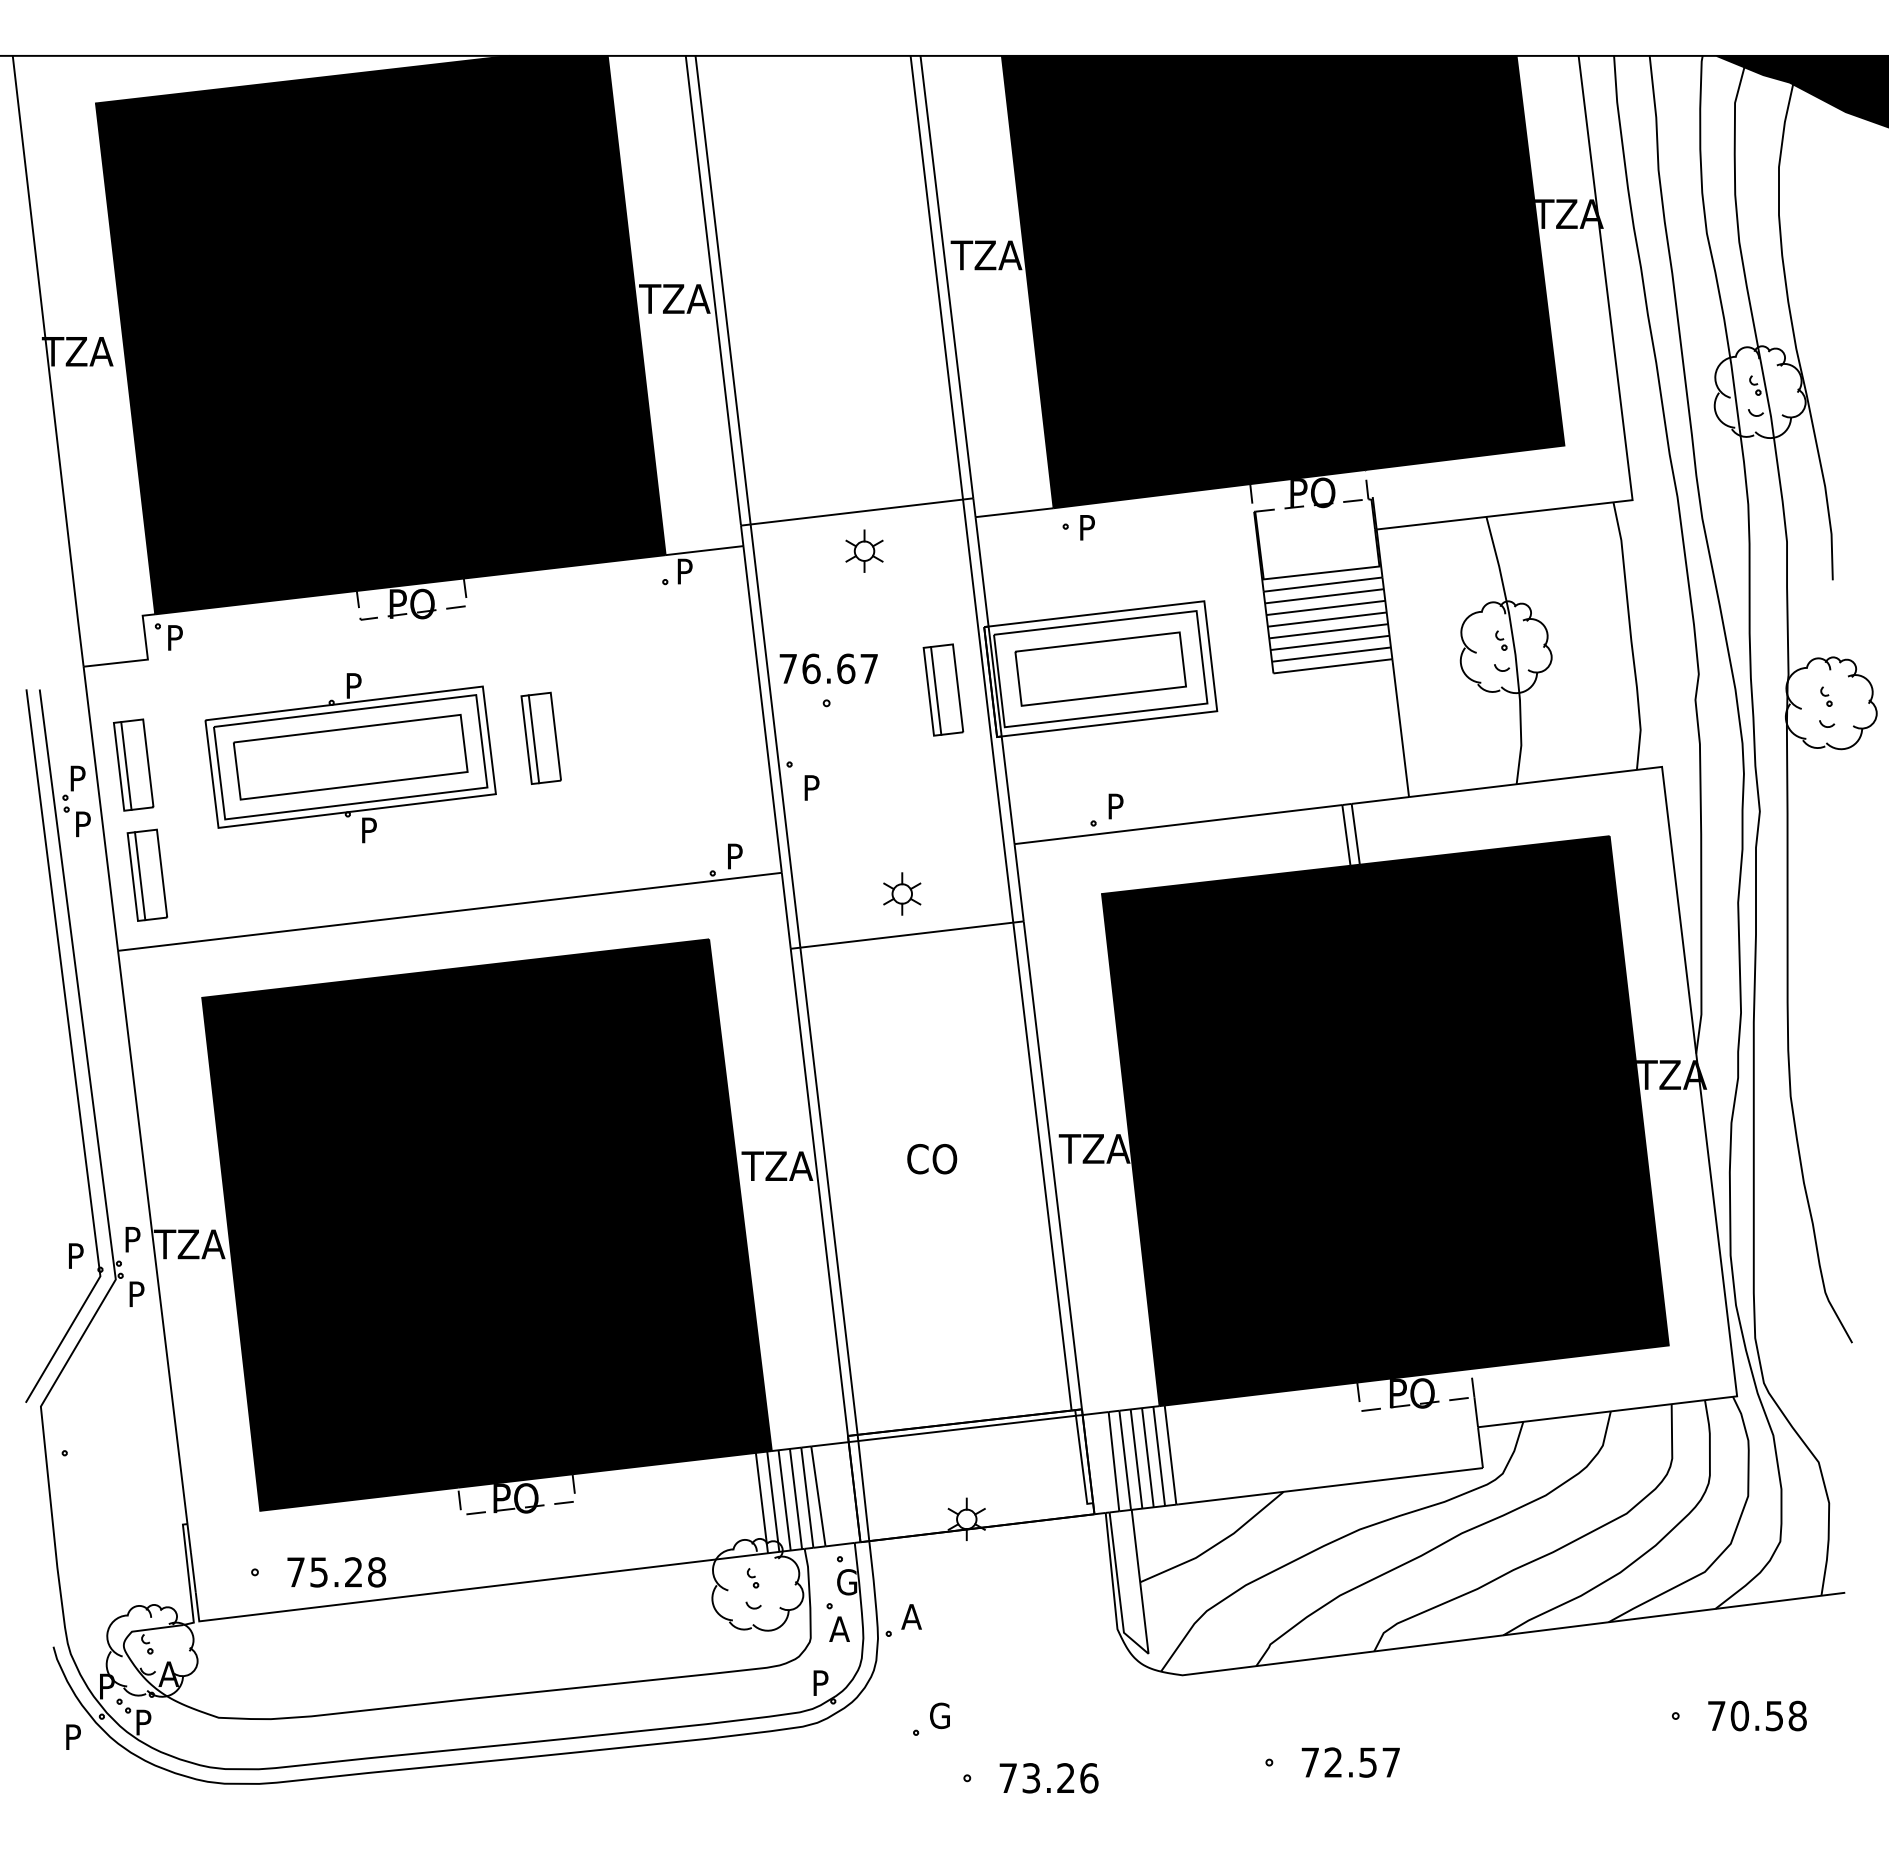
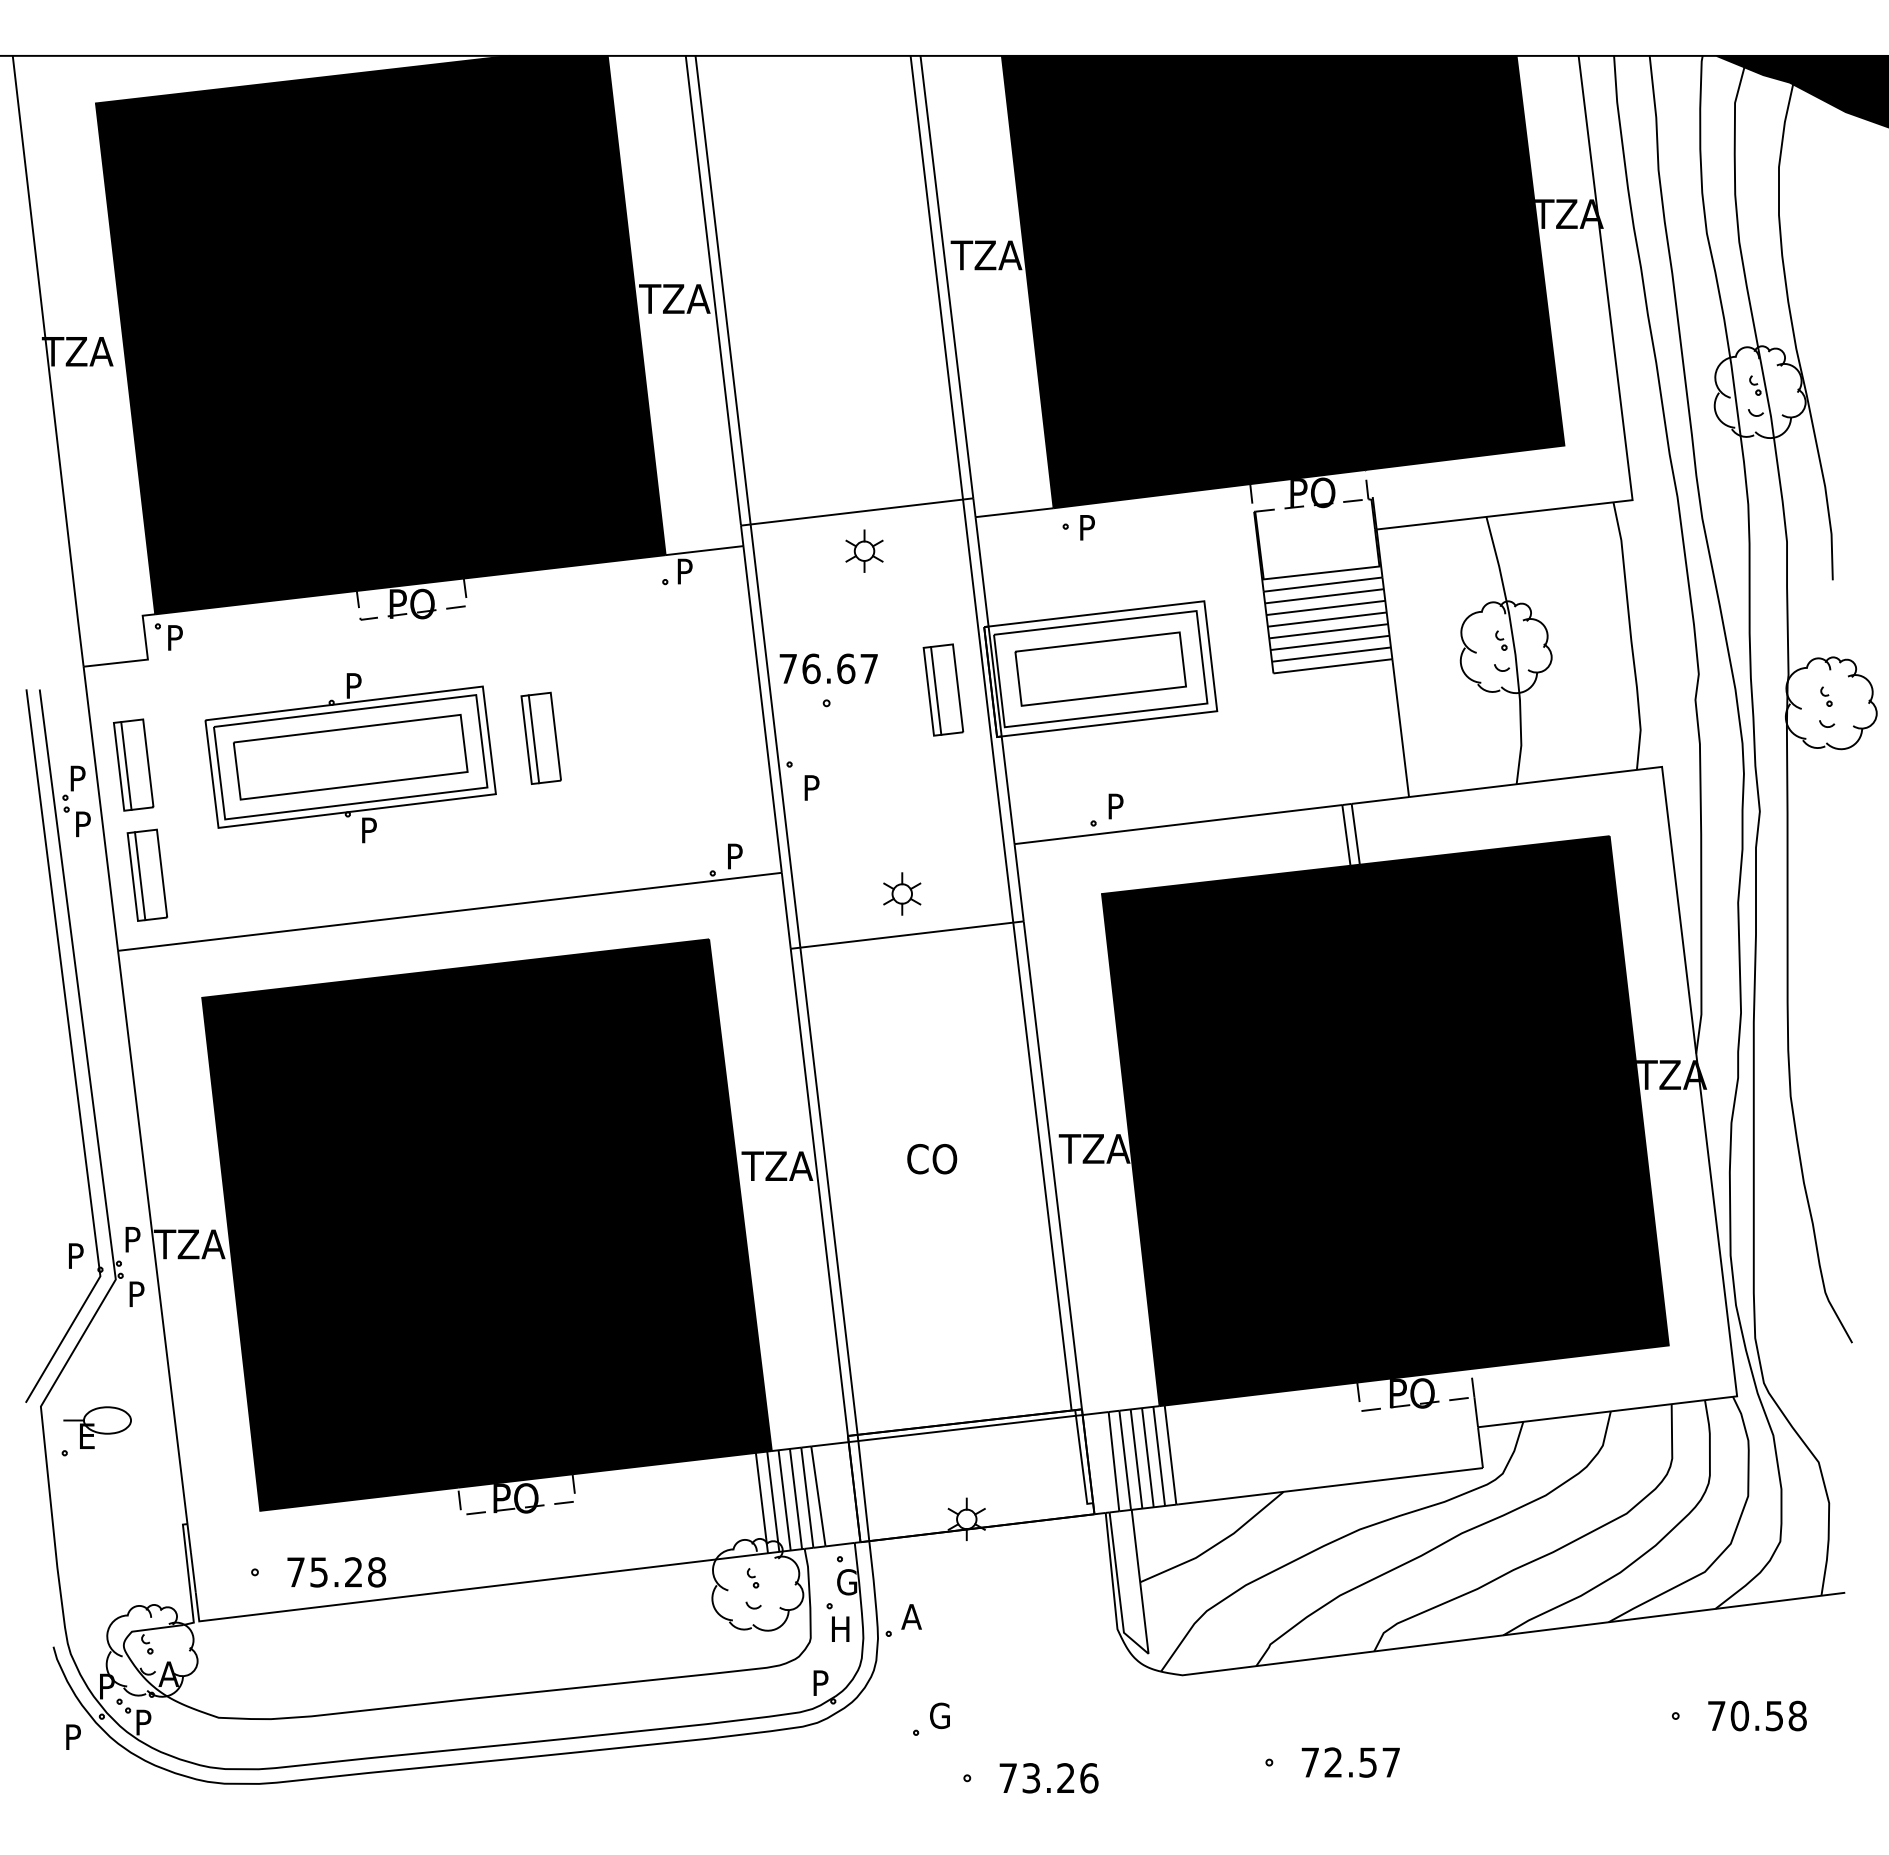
part: none -> present (97, 1427)
text: A -> H (839, 1628)
